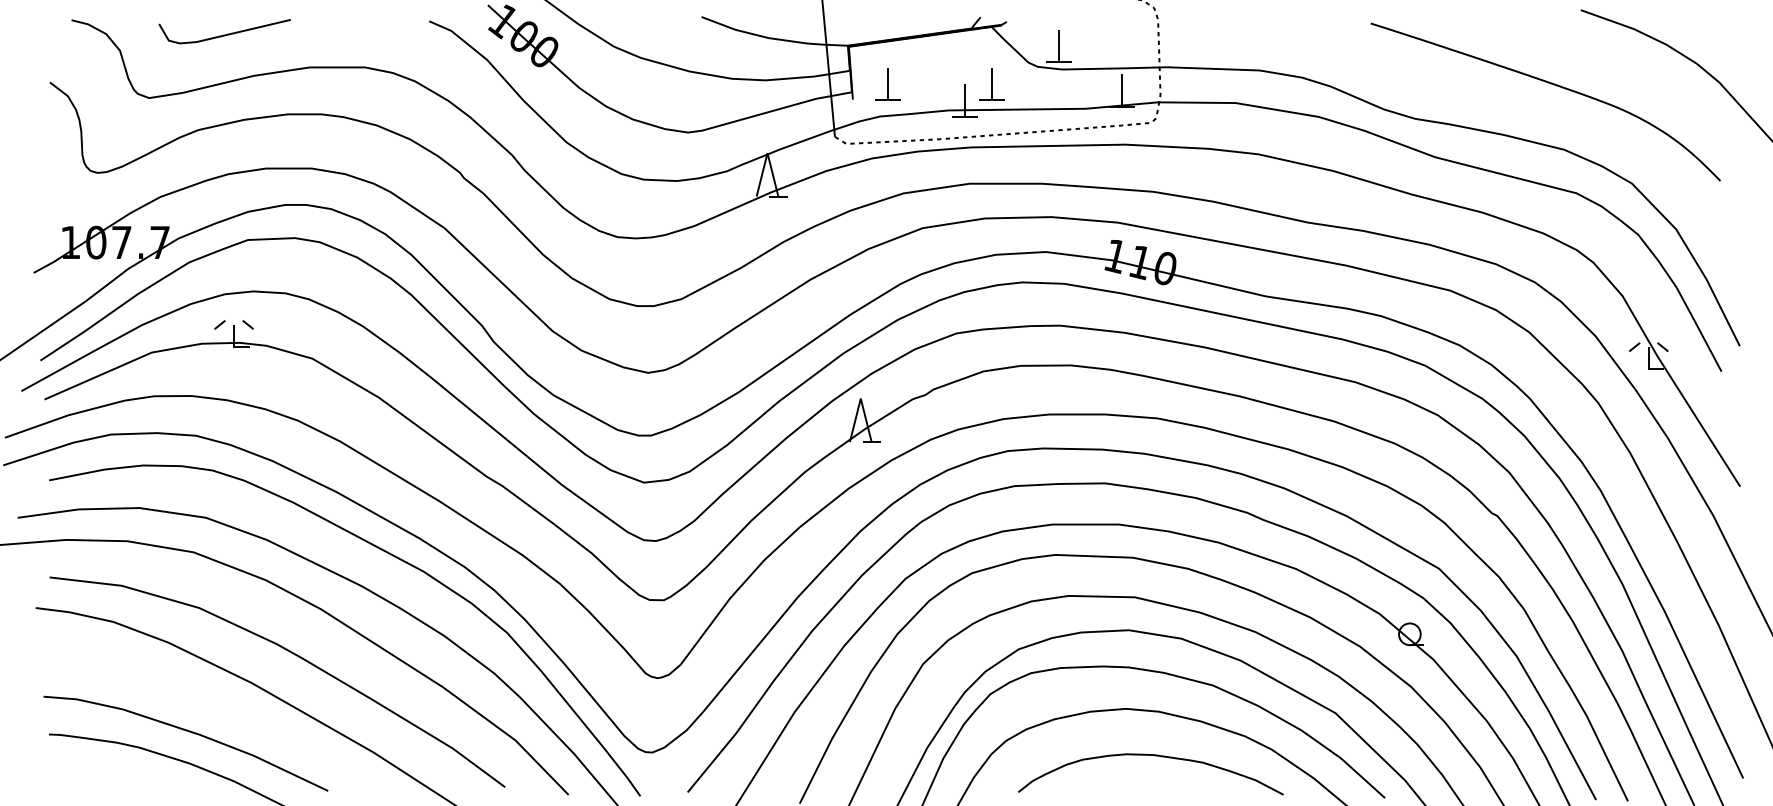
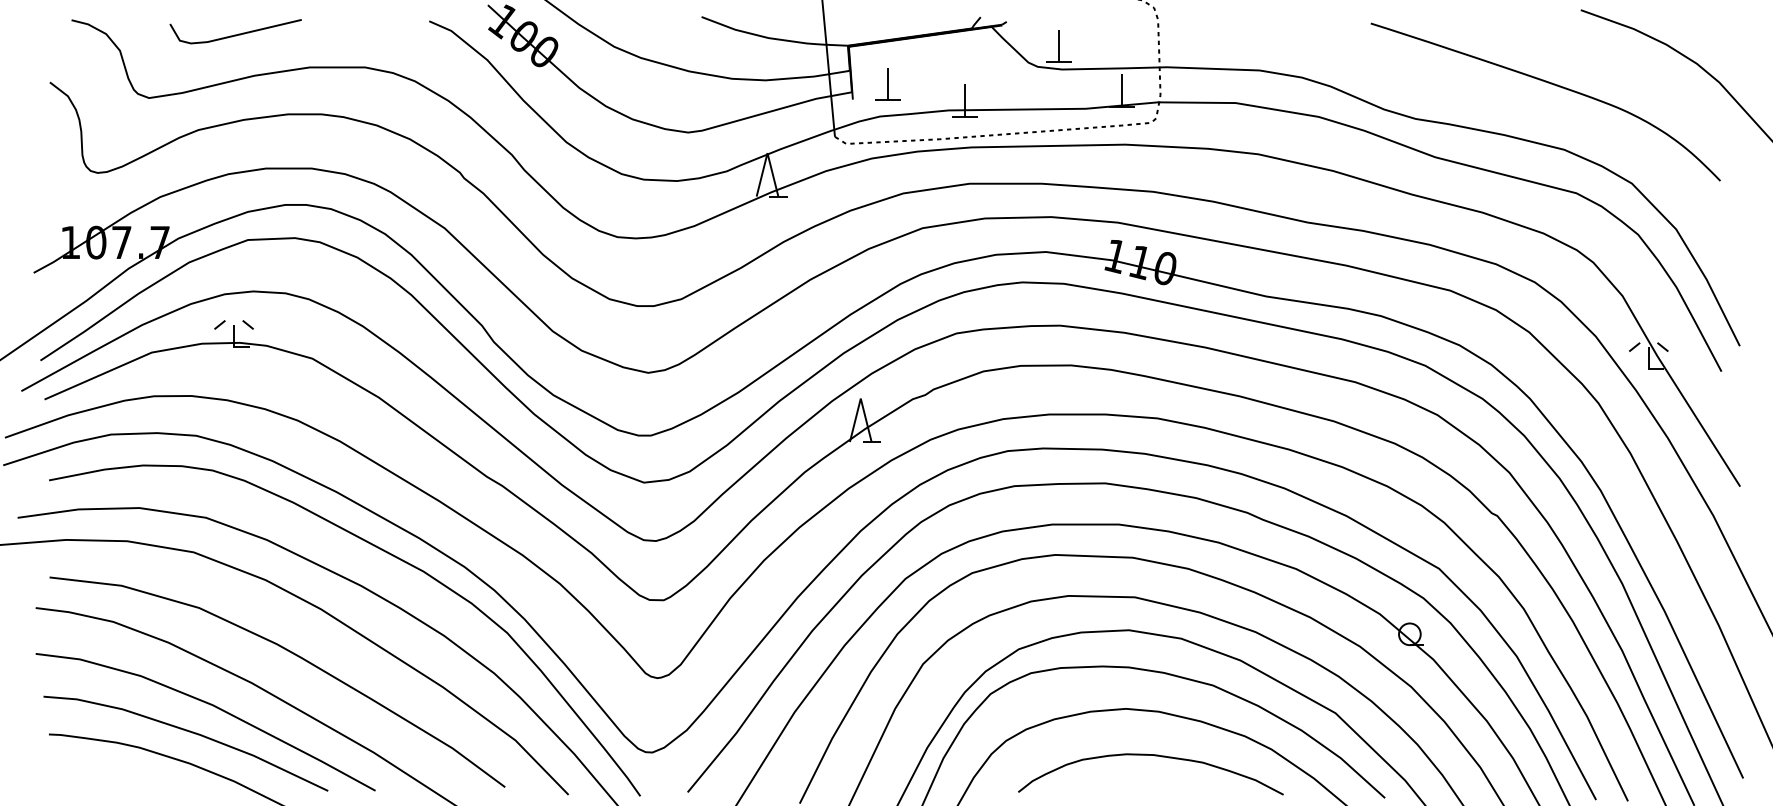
line position: (224, 34) -> (235, 34) (235, 34)
part: present -> none (991, 84)
curve: none -> present (212, 706)
